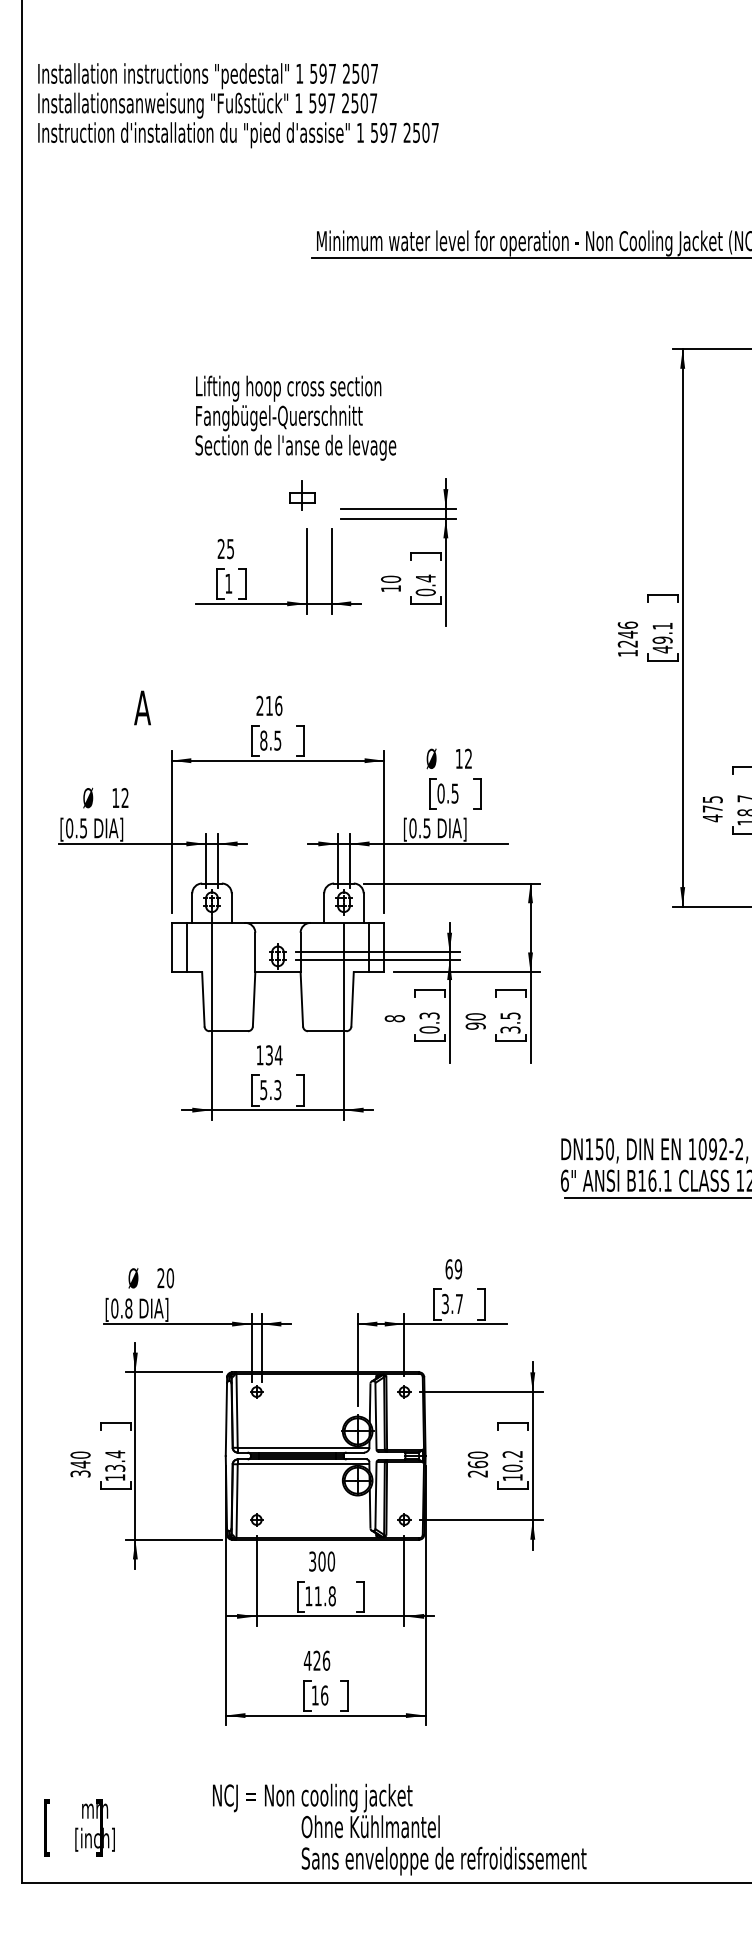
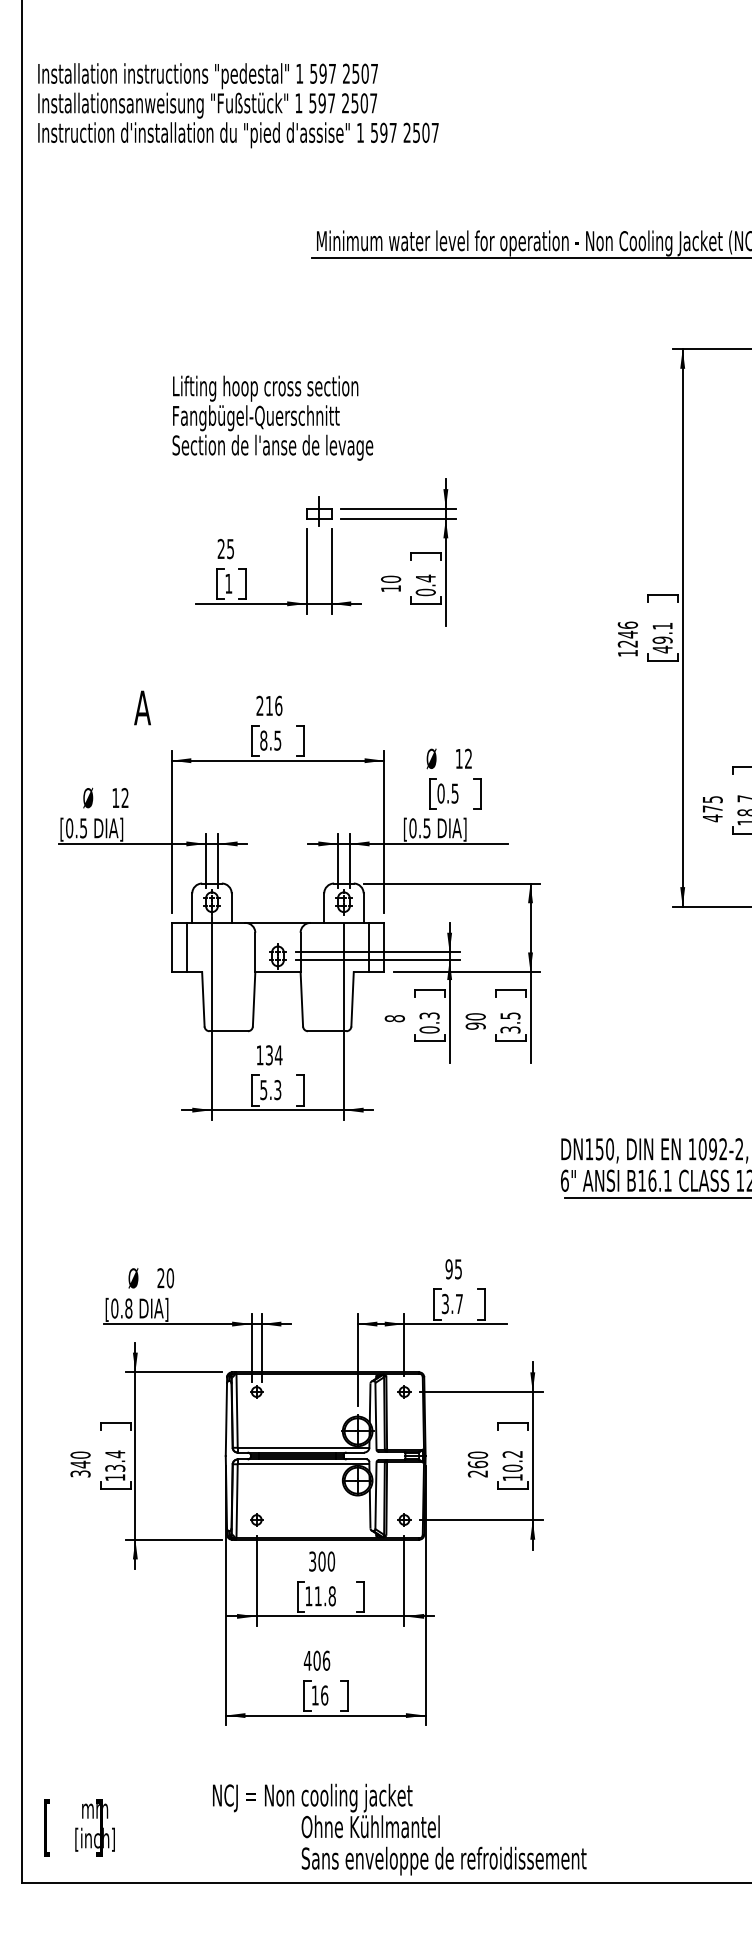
text position: (295, 417) -> (272, 417) (272, 417)
part position: (302, 495) -> (319, 511) (319, 511)
text: 69 -> 95 (453, 1269)
text: 426 -> 406 (316, 1660)
